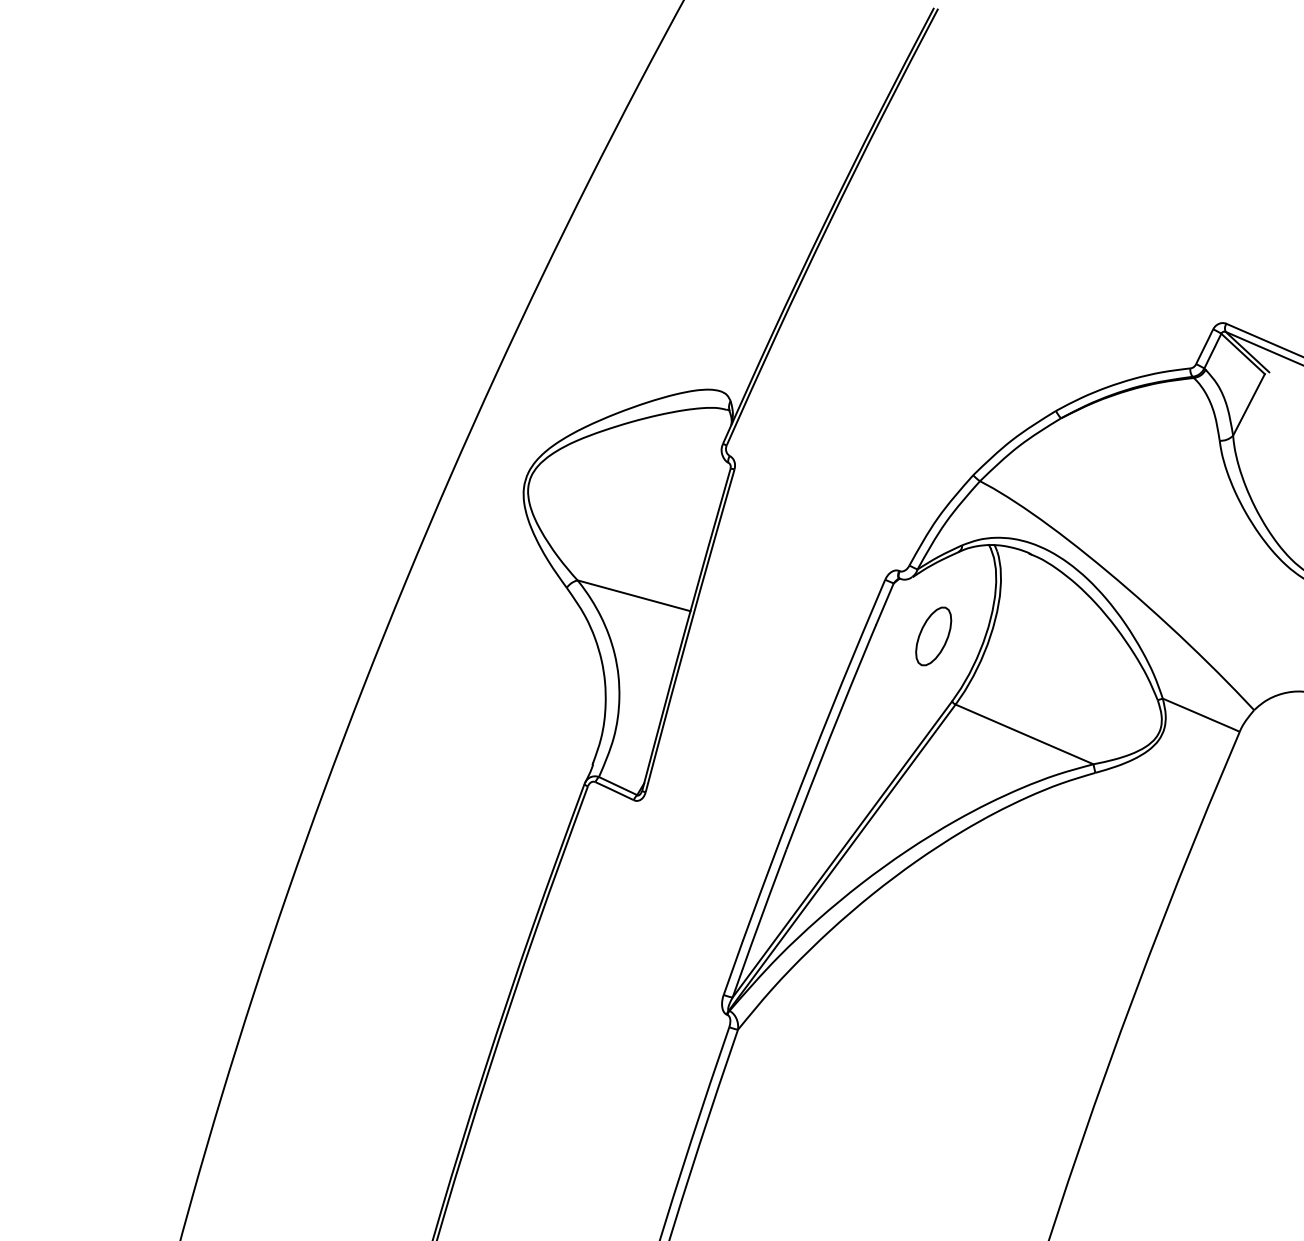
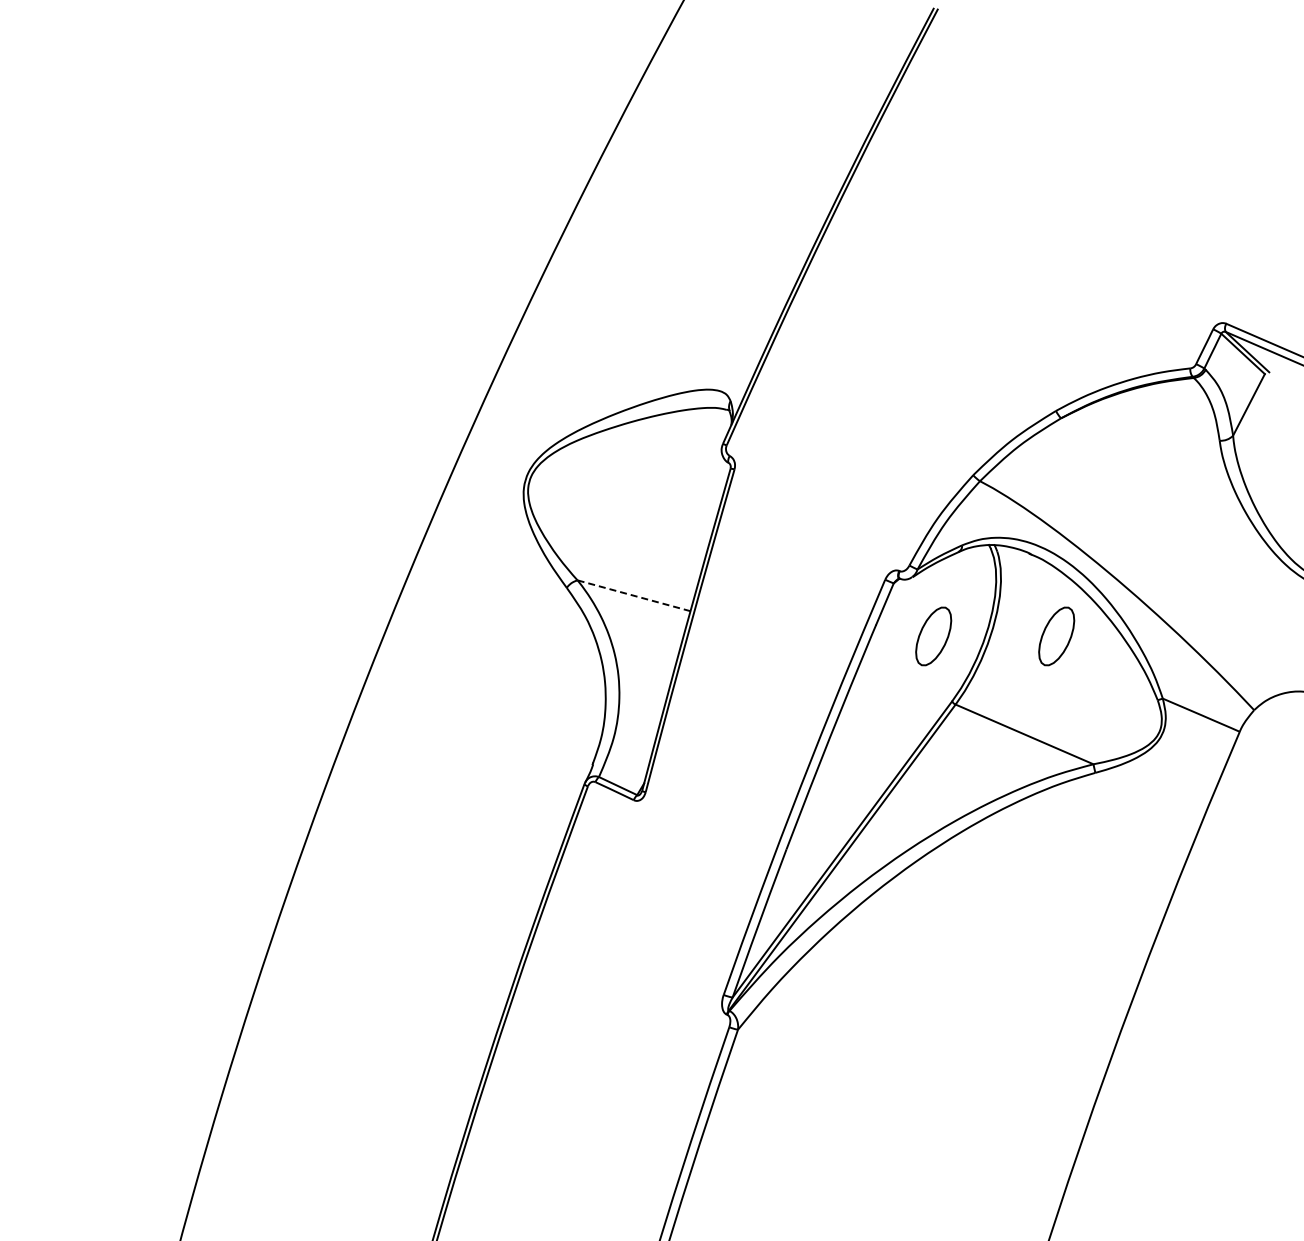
line: solid -> dashed (634, 595)
part: none -> present (1056, 636)
